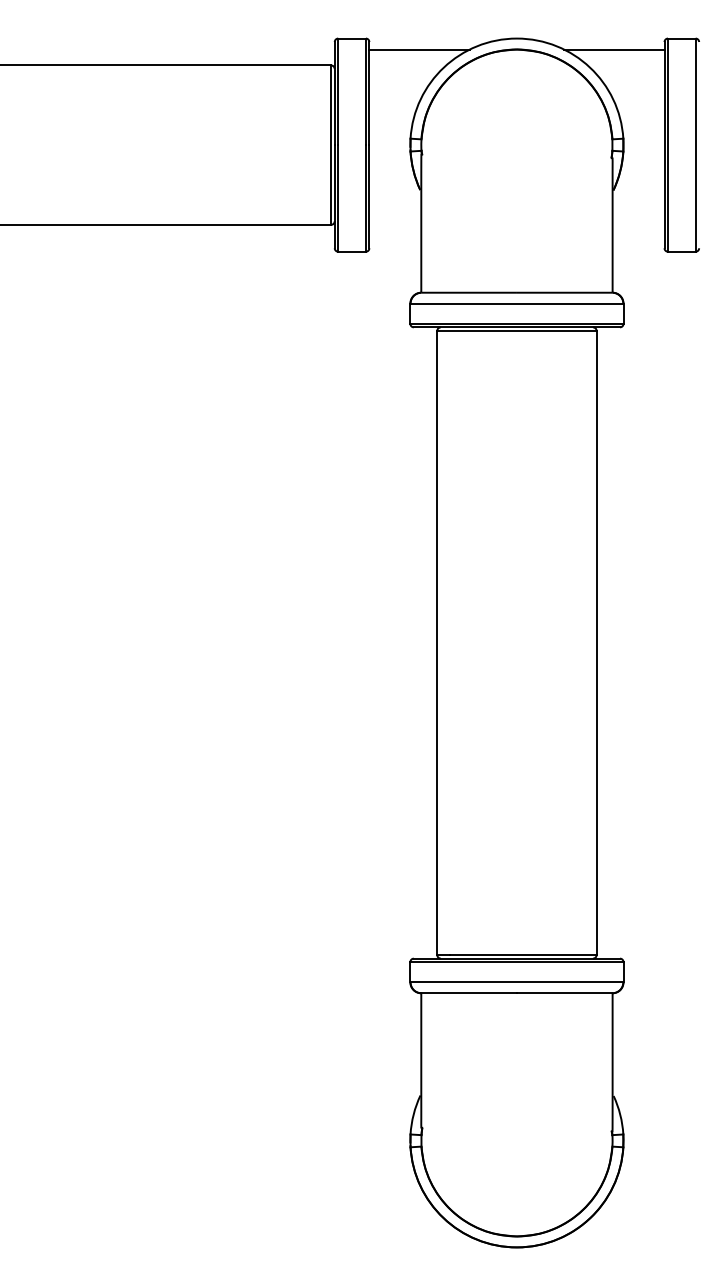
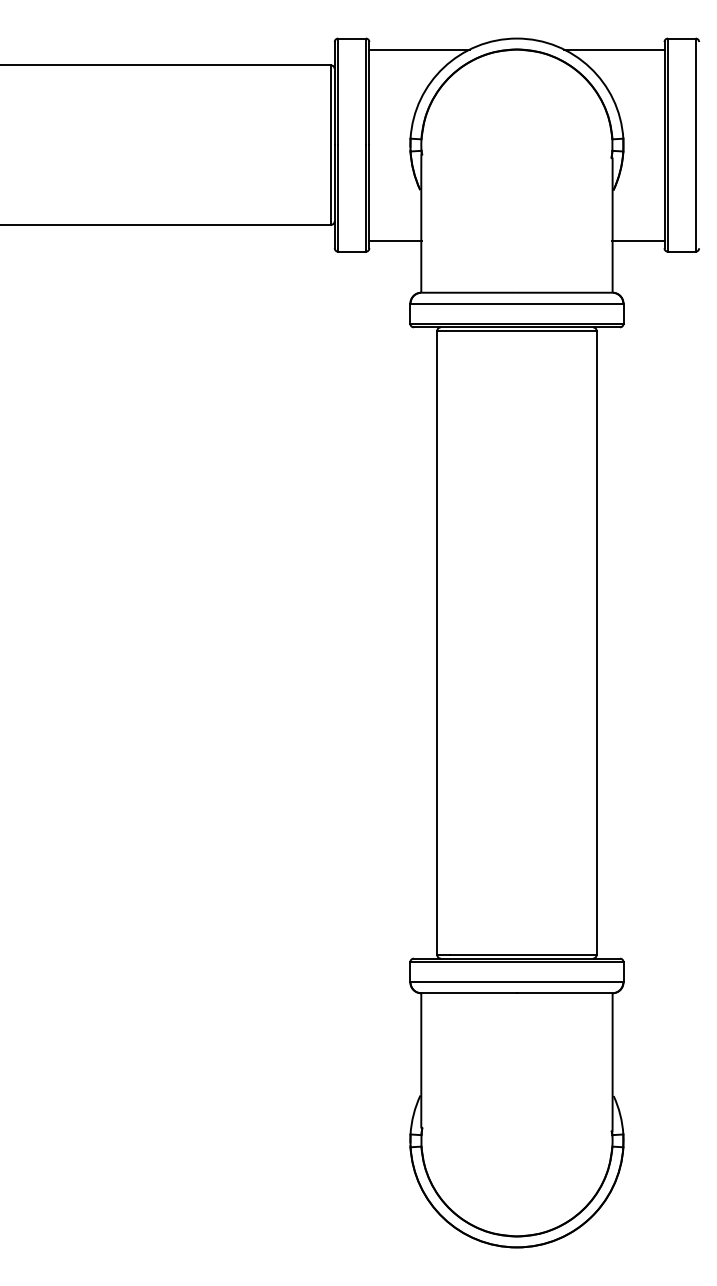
line: none -> present (395, 240)
line: none -> present (638, 240)
